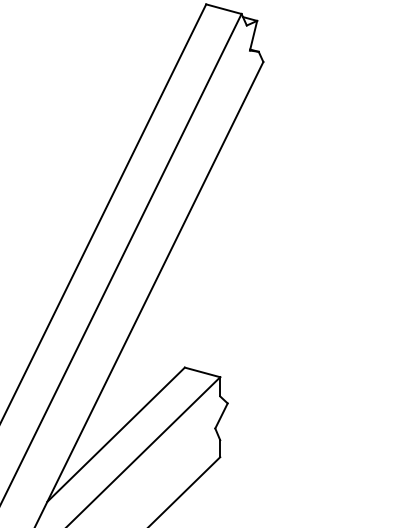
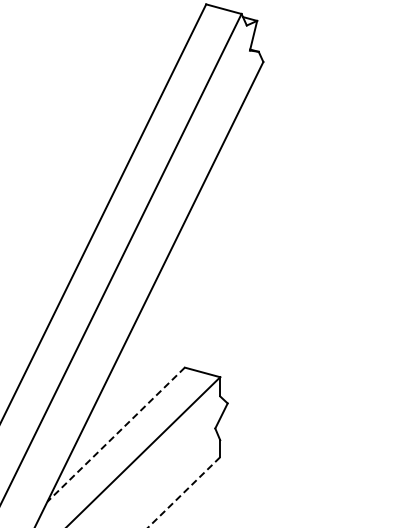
line: solid -> dashed (115, 435)
line: solid -> dashed (183, 492)
